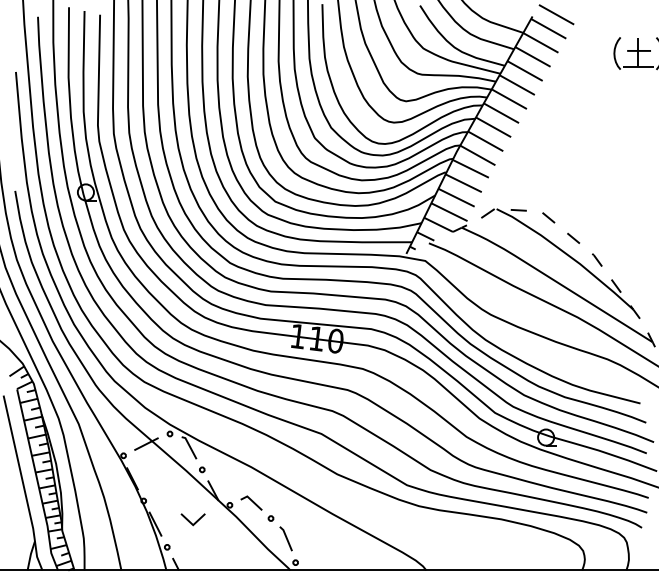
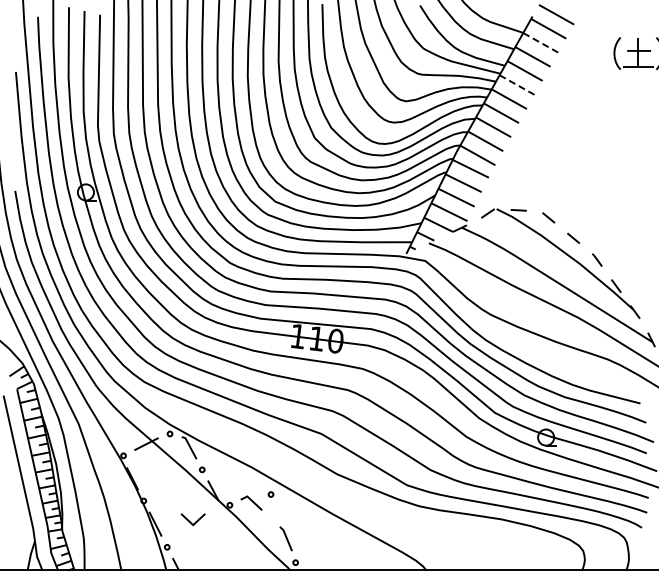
line: solid -> dashed (541, 43)
line: solid -> dashed (517, 85)
circle position: (270, 518) -> (270, 494) (270, 494)
